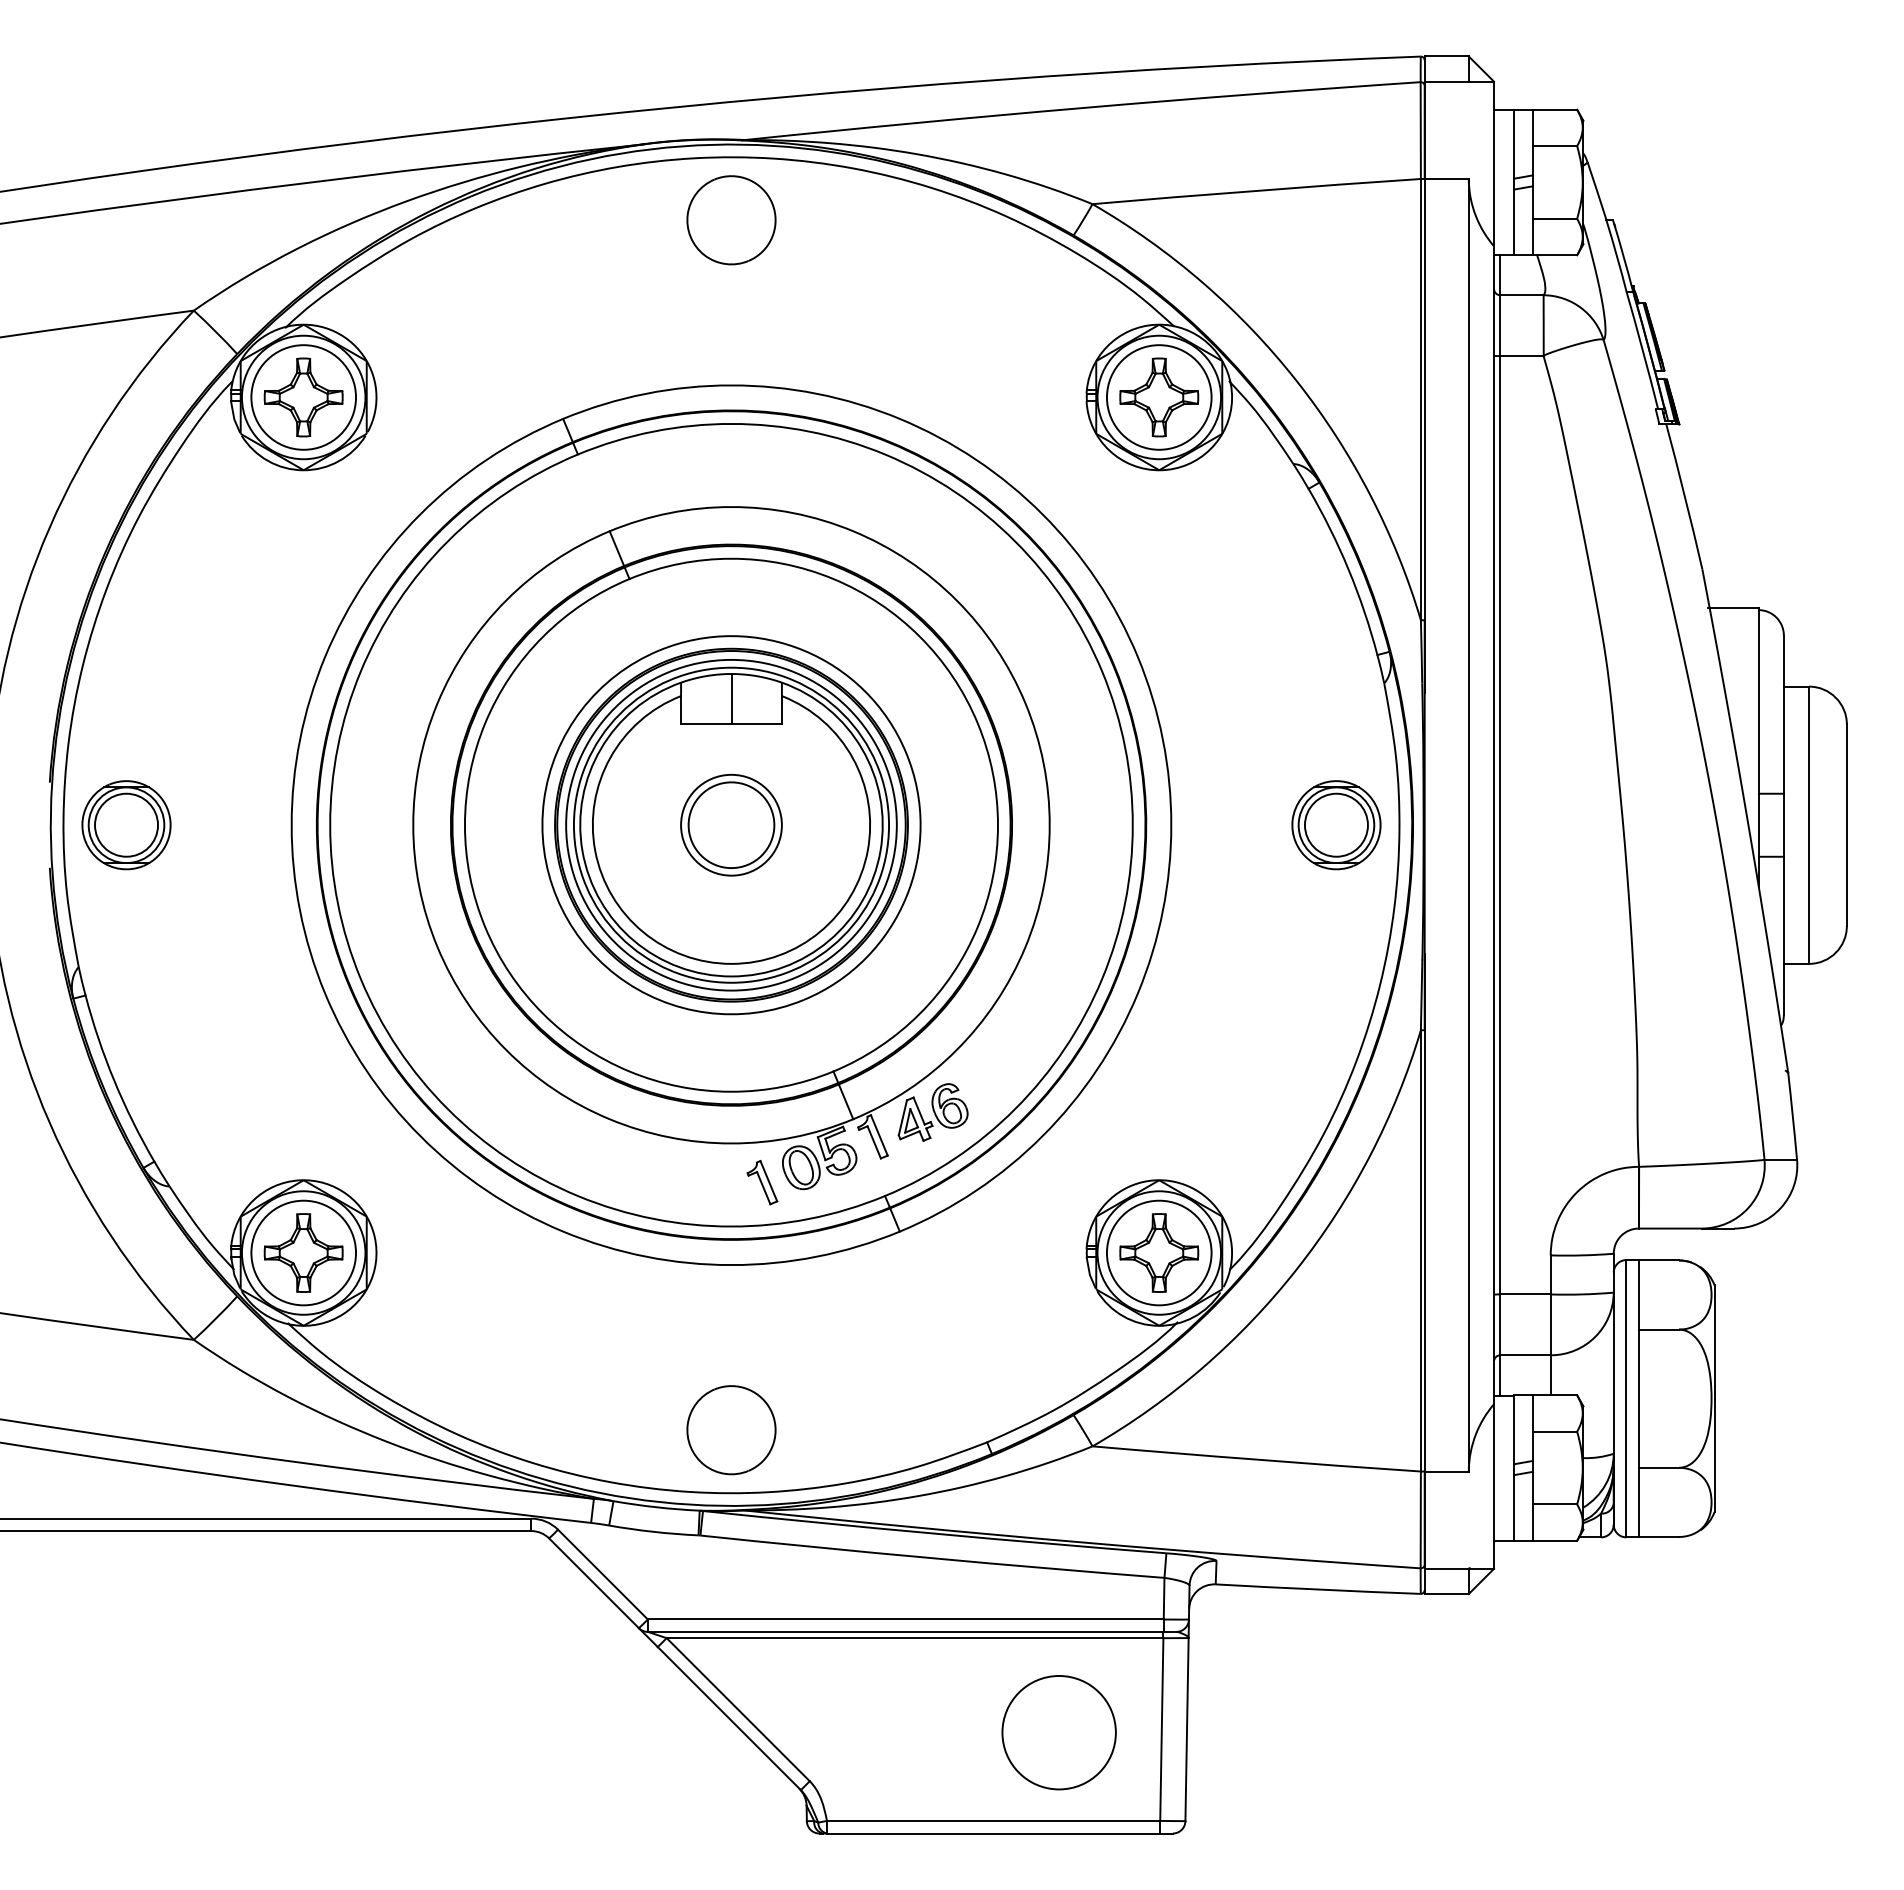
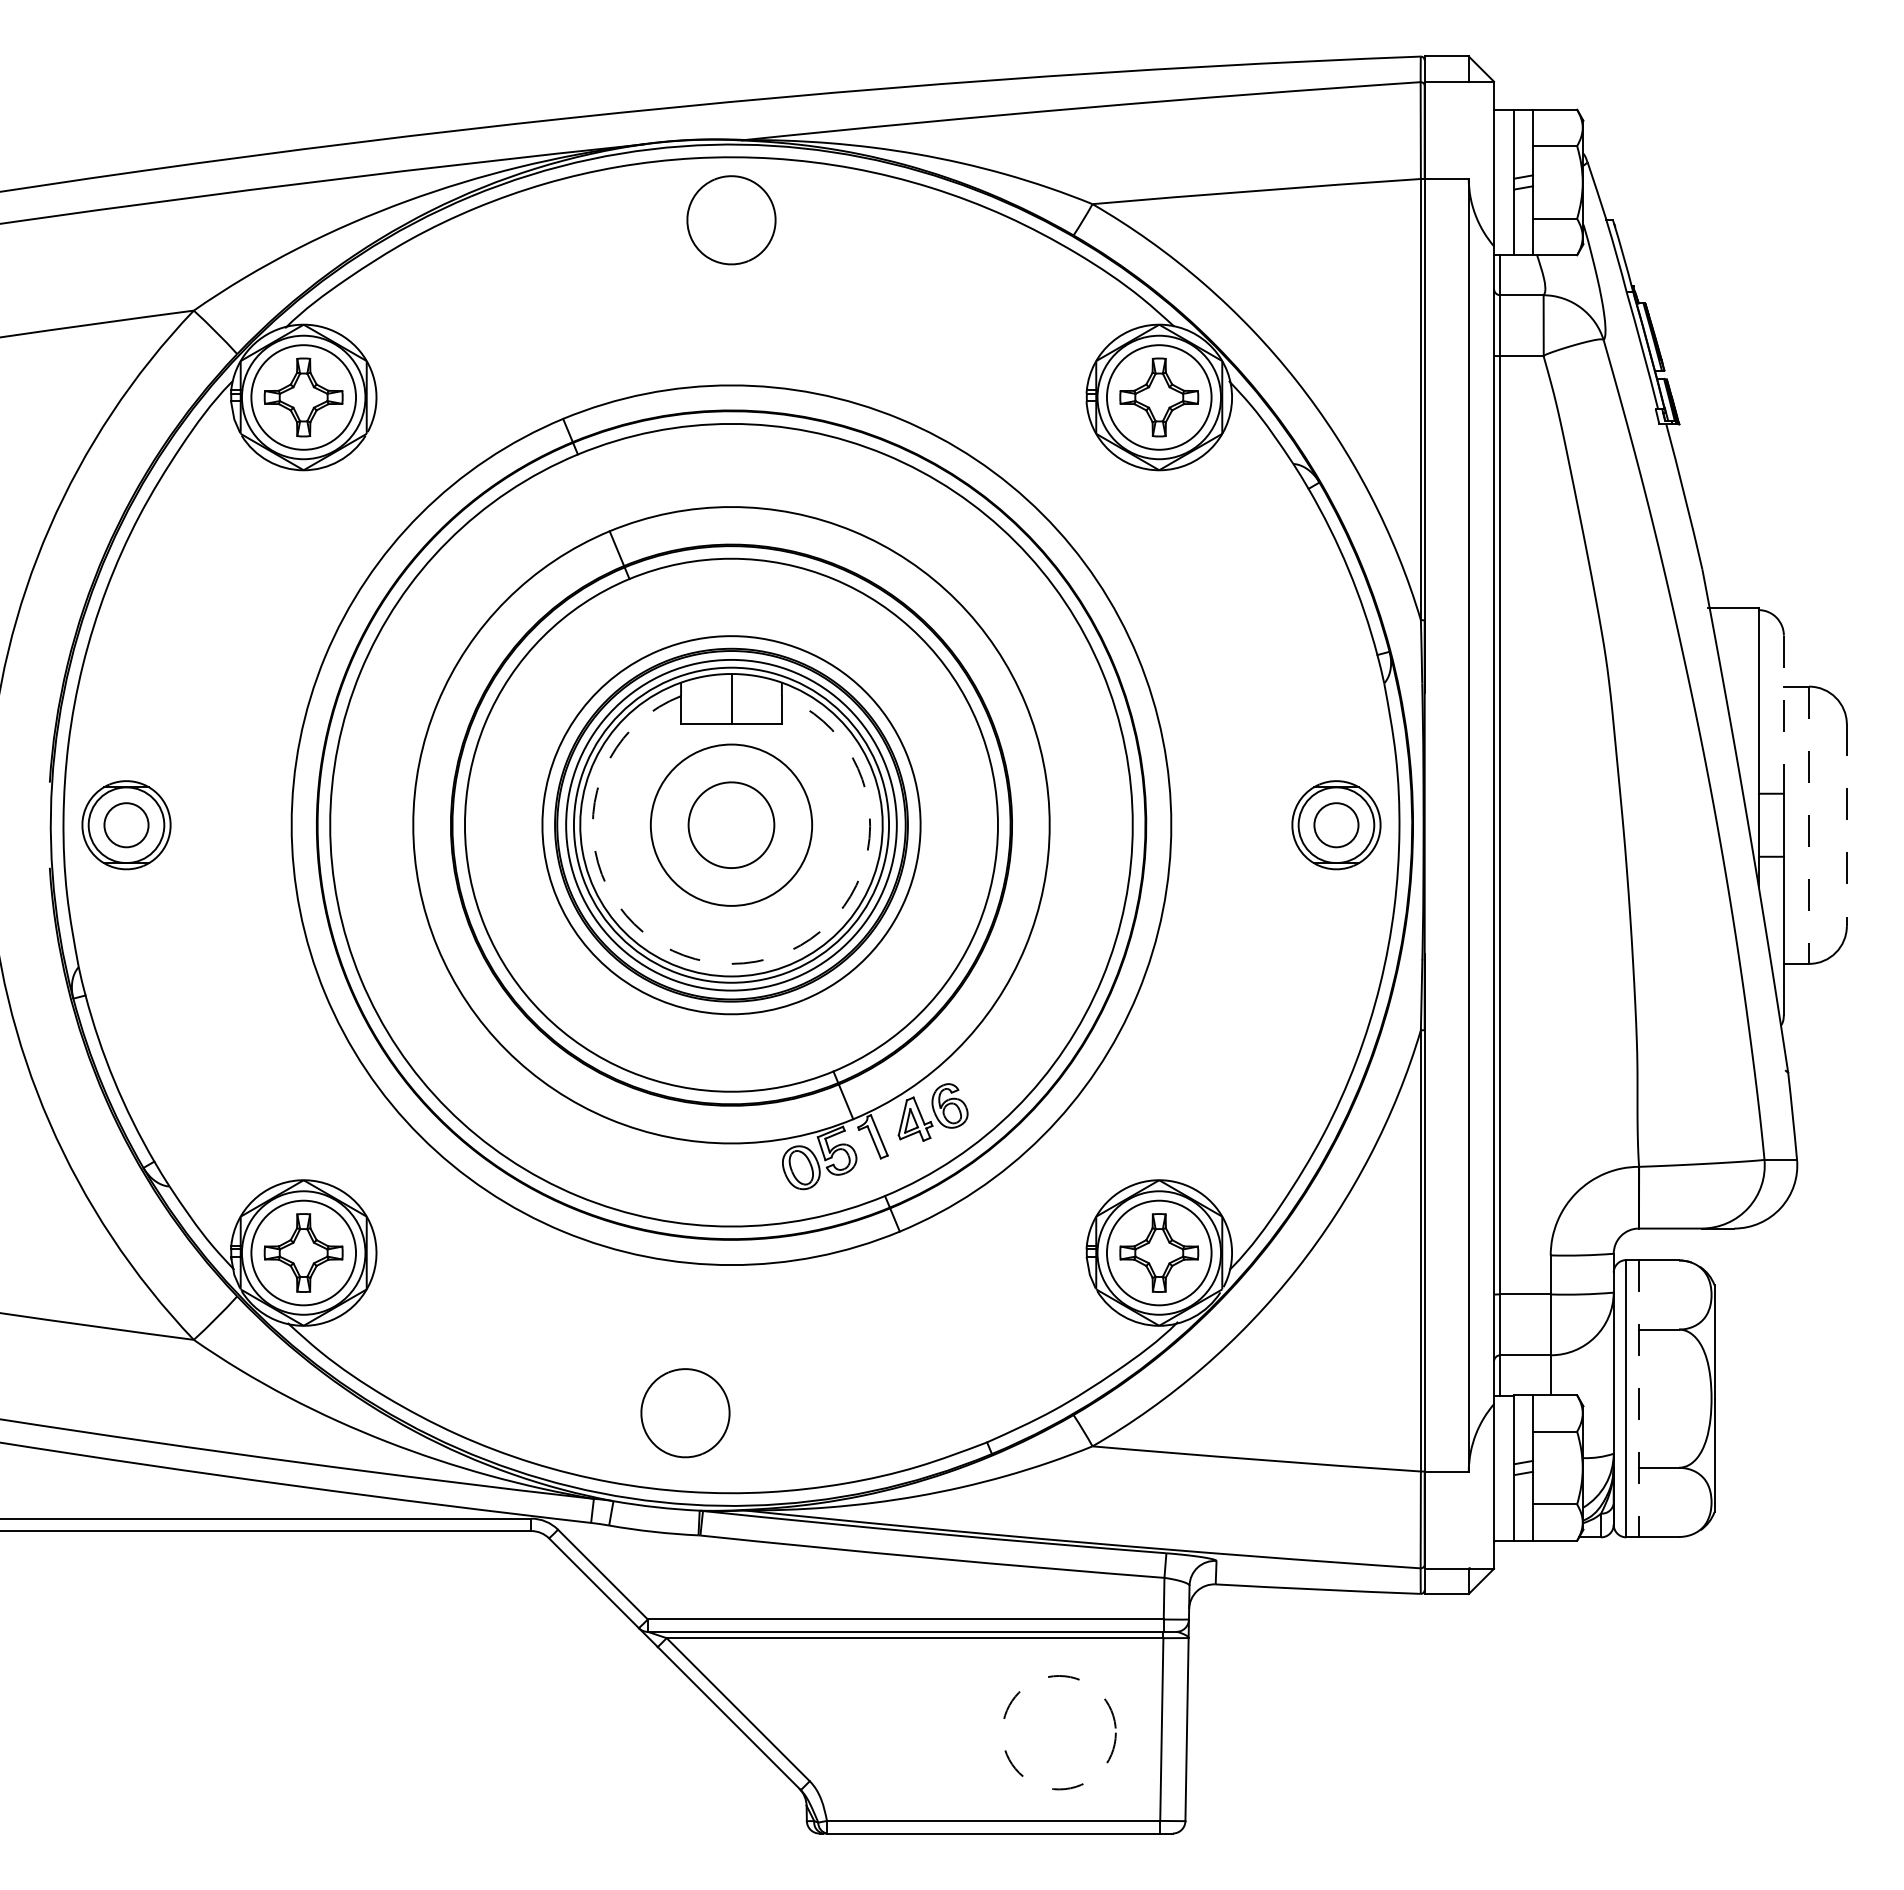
line: solid -> dashed (1783, 715)
circle diameter: 63 px -> 44 px (126, 825)
circle diameter: 101 px -> 161 px (731, 824)
circle diameter: 63 px -> 44 px (1336, 825)
line: solid -> dashed (1809, 825)
line: solid -> dashed (1846, 825)
arc: solid -> dashed (731, 963)
part: present -> none (762, 1182)
line: solid -> dashed (1638, 1398)
part position: (731, 1430) -> (685, 1413) (685, 1413)
circle: solid -> dashed (1058, 1732)
